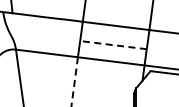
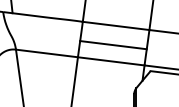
line: dashed -> solid (113, 45)
line: dashed -> solid (74, 82)
